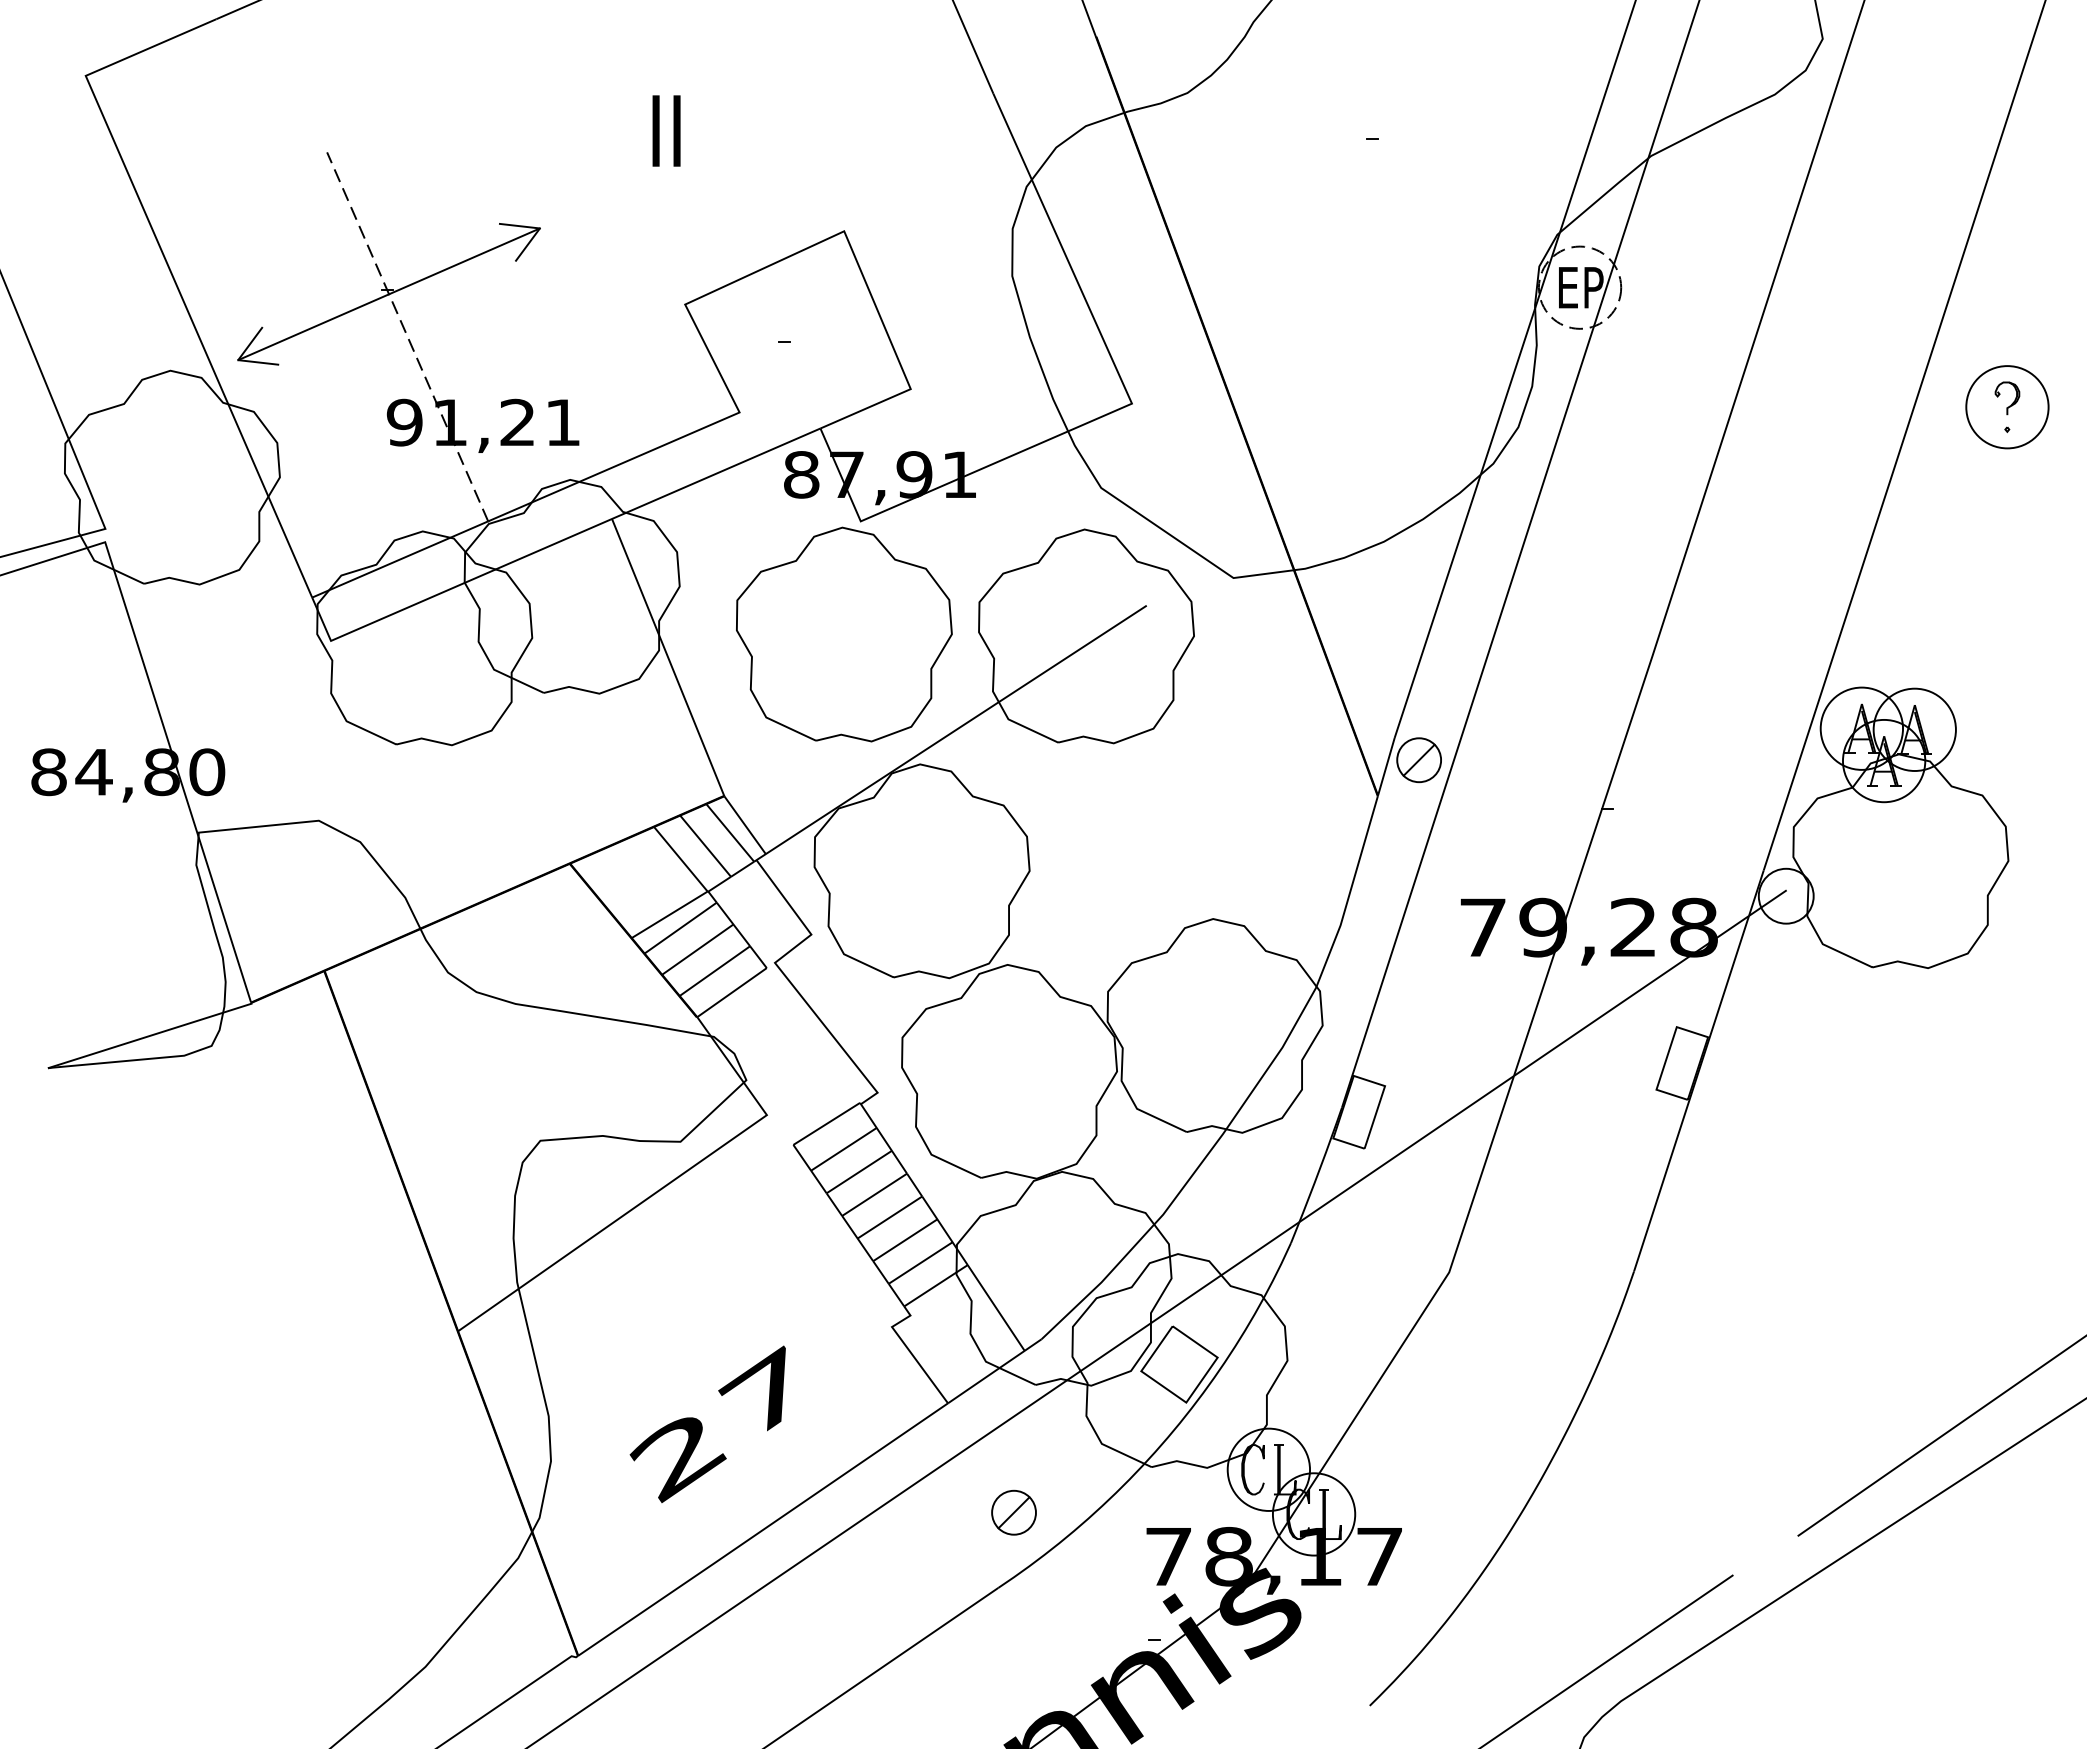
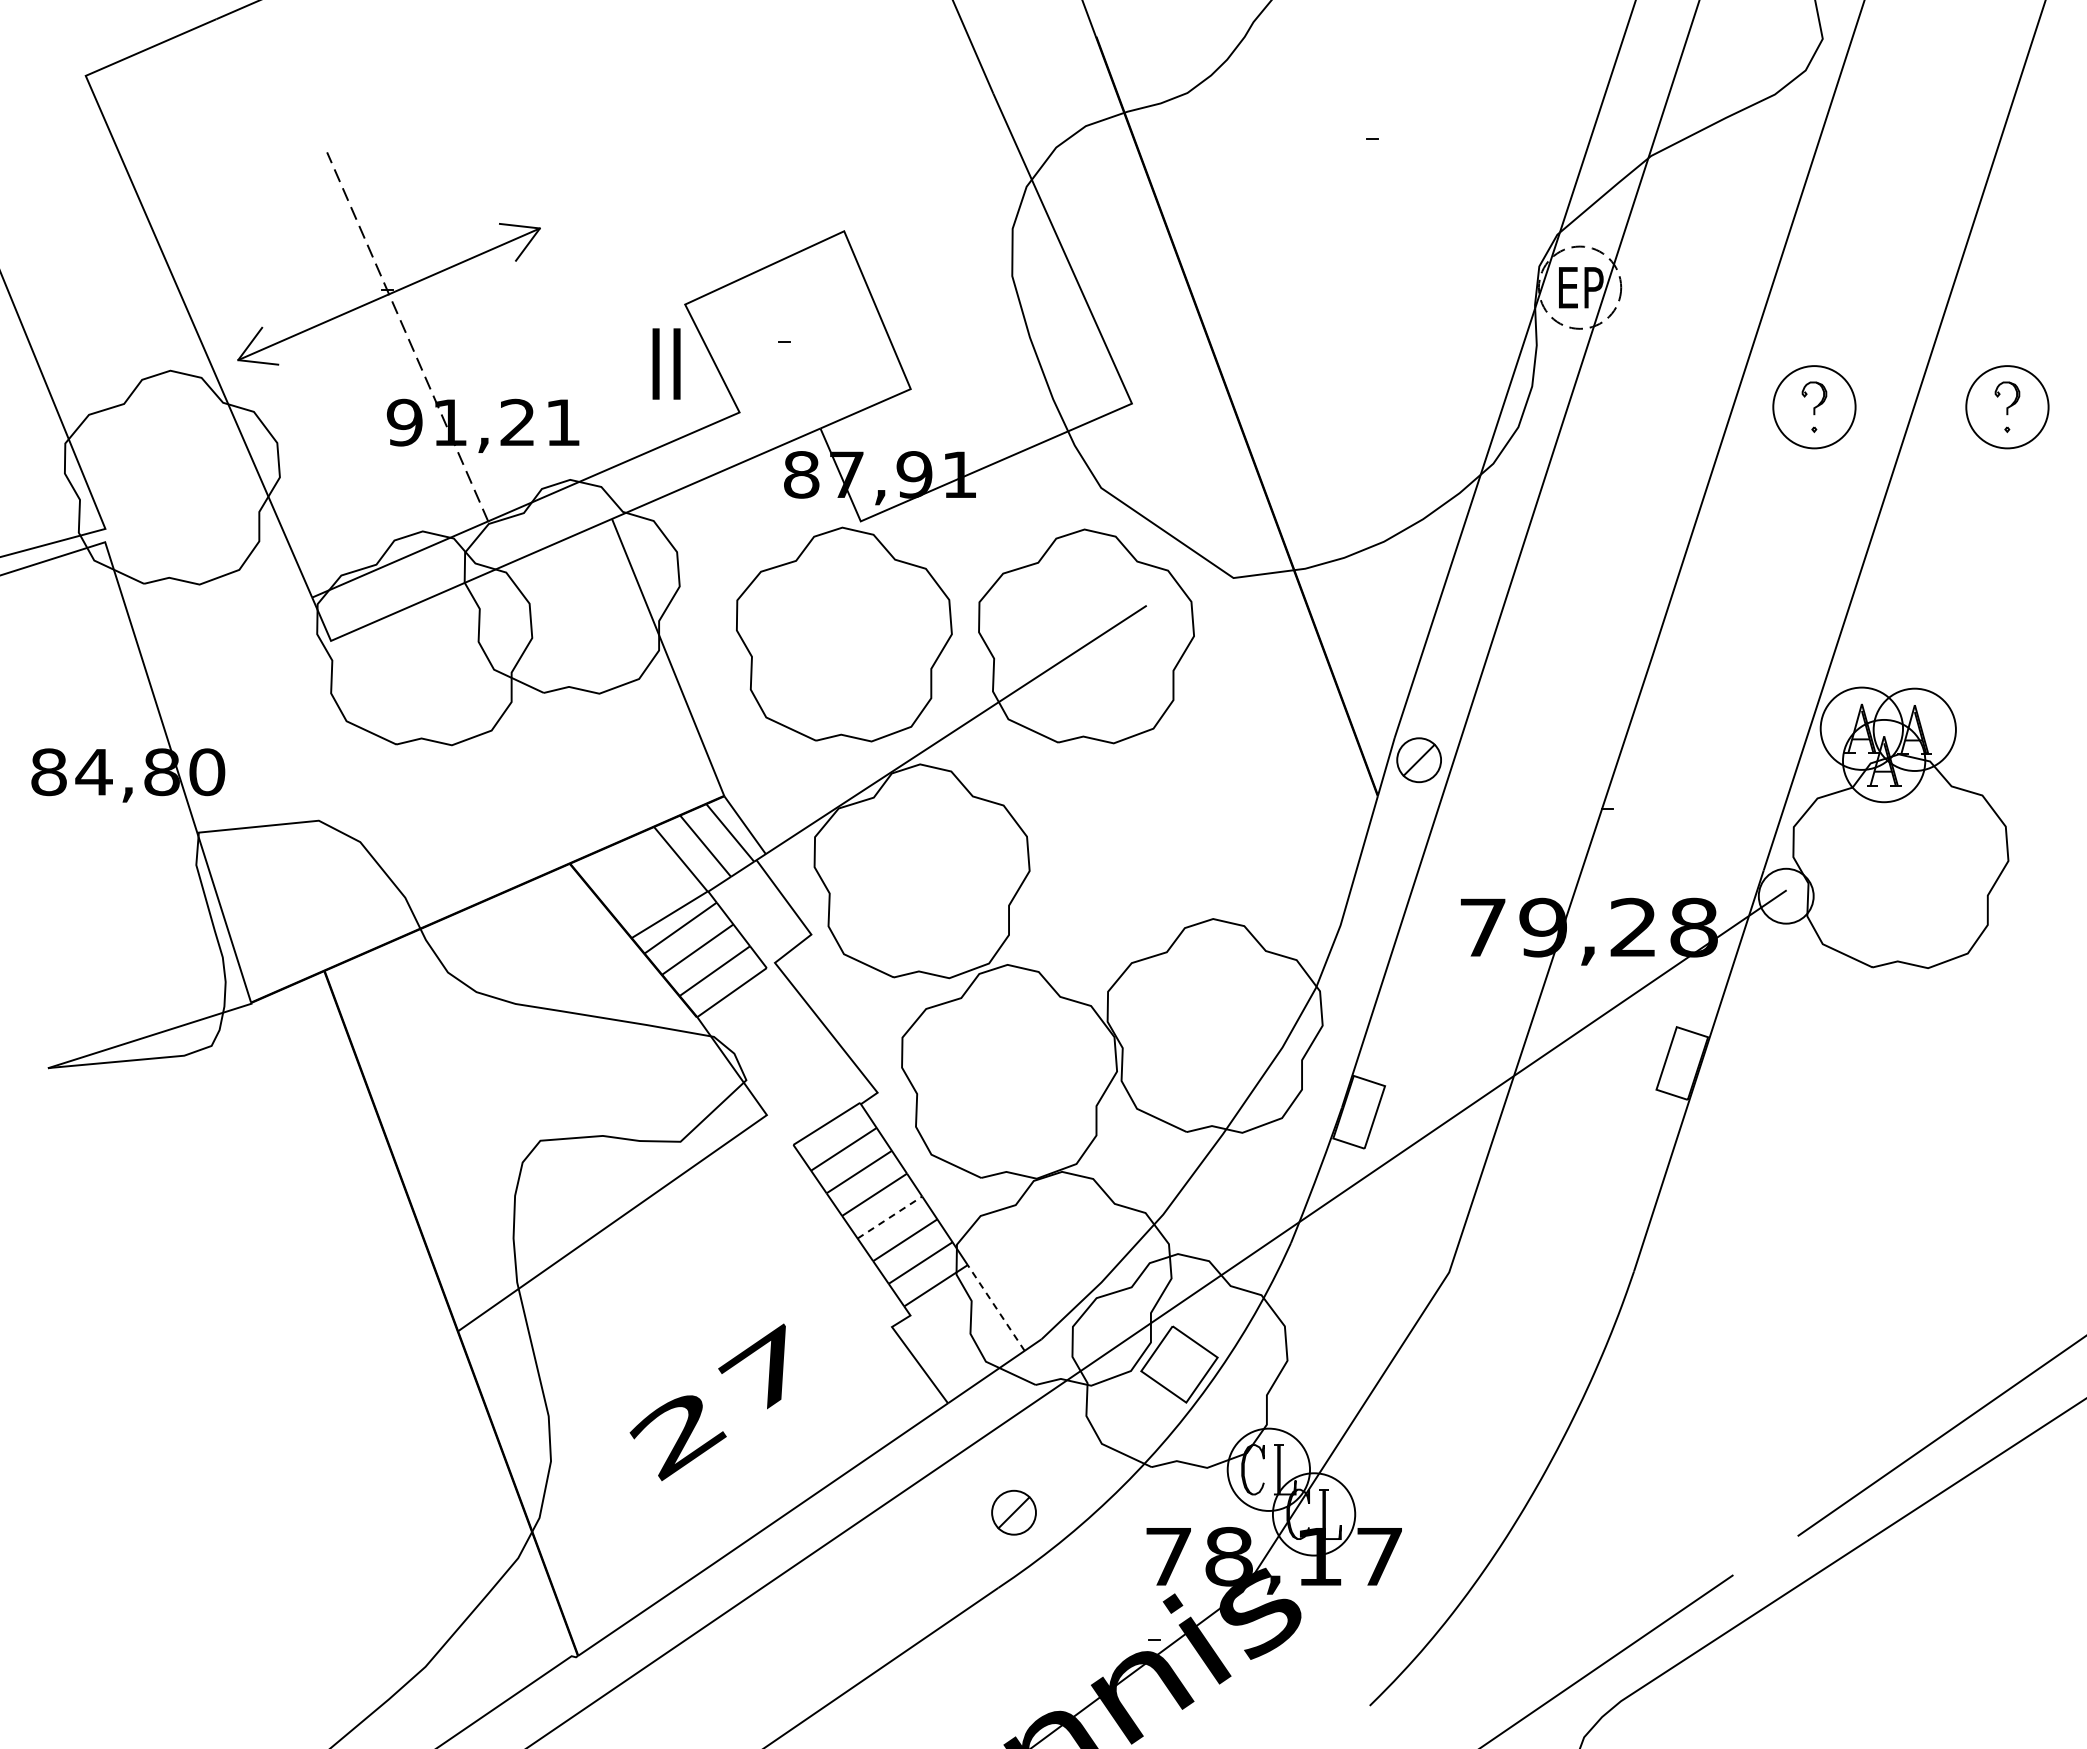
text position: (666, 130) -> (666, 363) (666, 363)
part: none -> present (1814, 407)
line: solid -> dashed (889, 1217)
line: solid -> dashed (995, 1307)
text position: (707, 1423) -> (707, 1401) (707, 1401)
